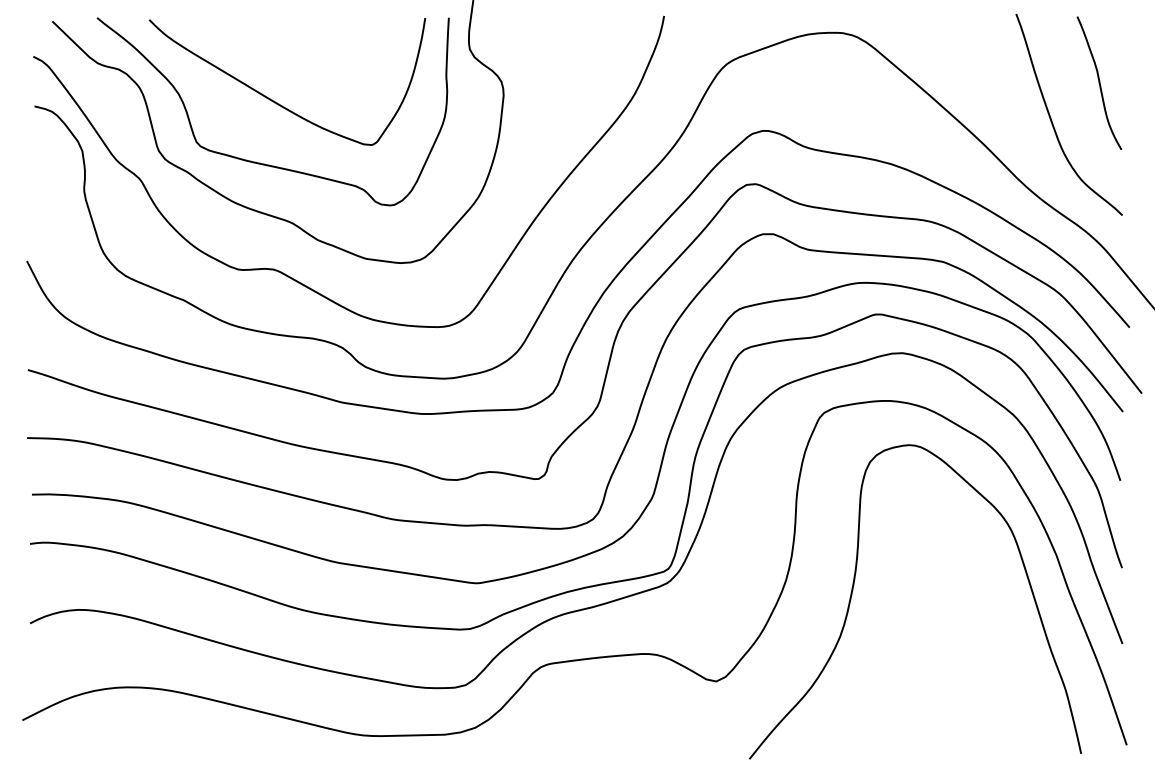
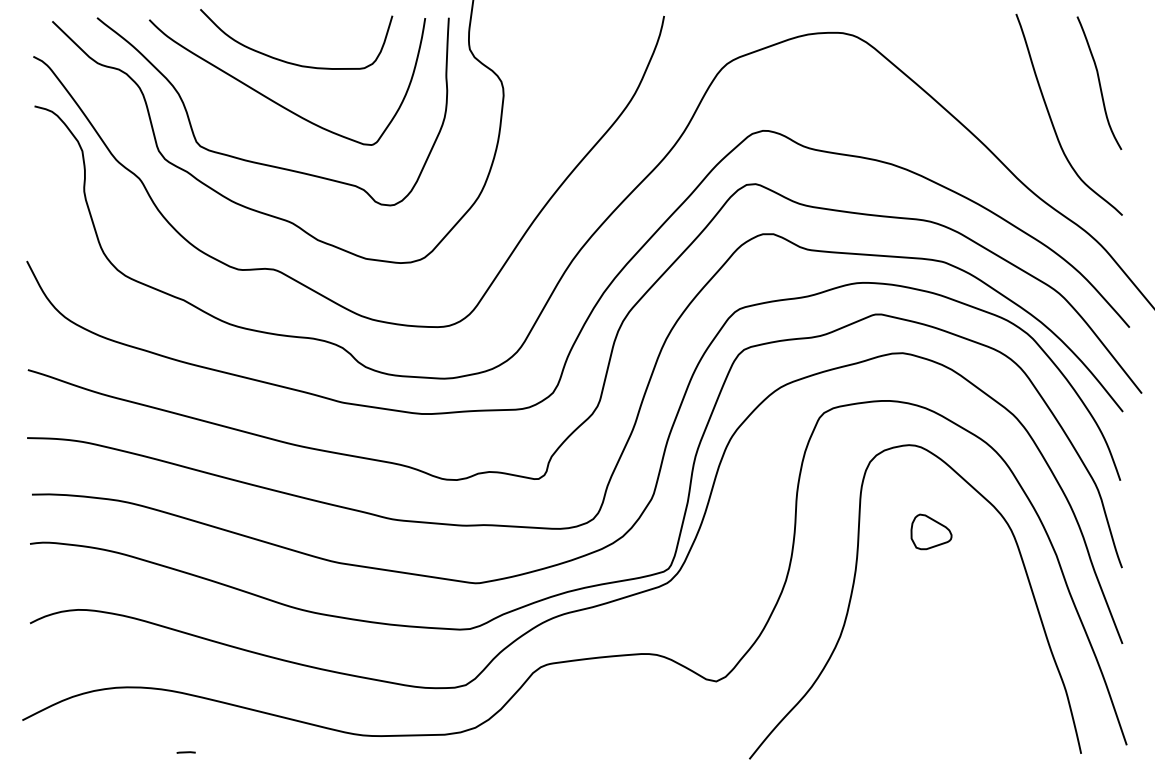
curve: none -> present (292, 62)
part: none -> present (931, 531)
line: none -> present (185, 752)
